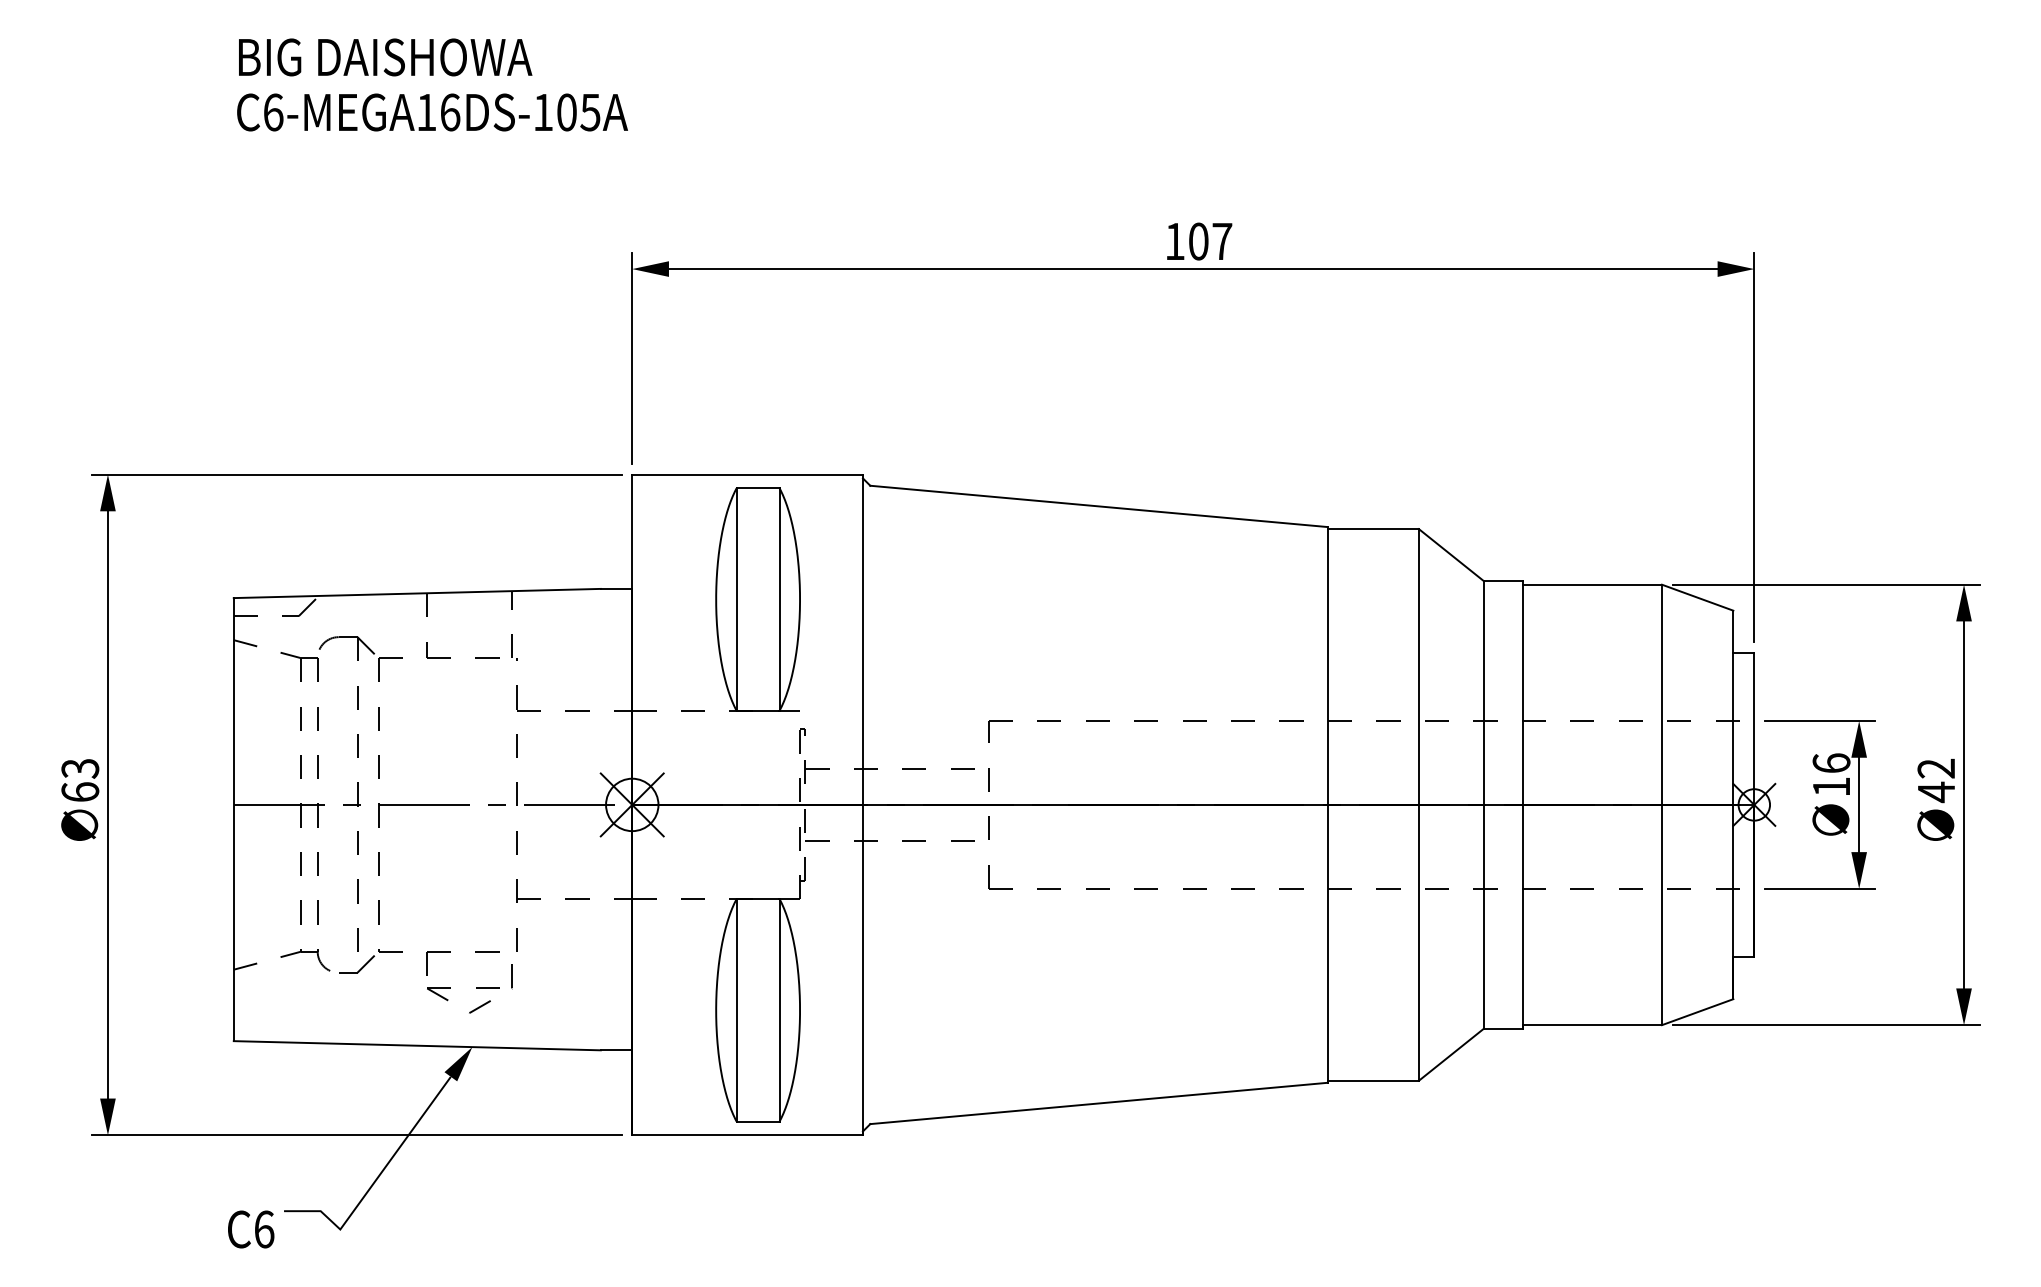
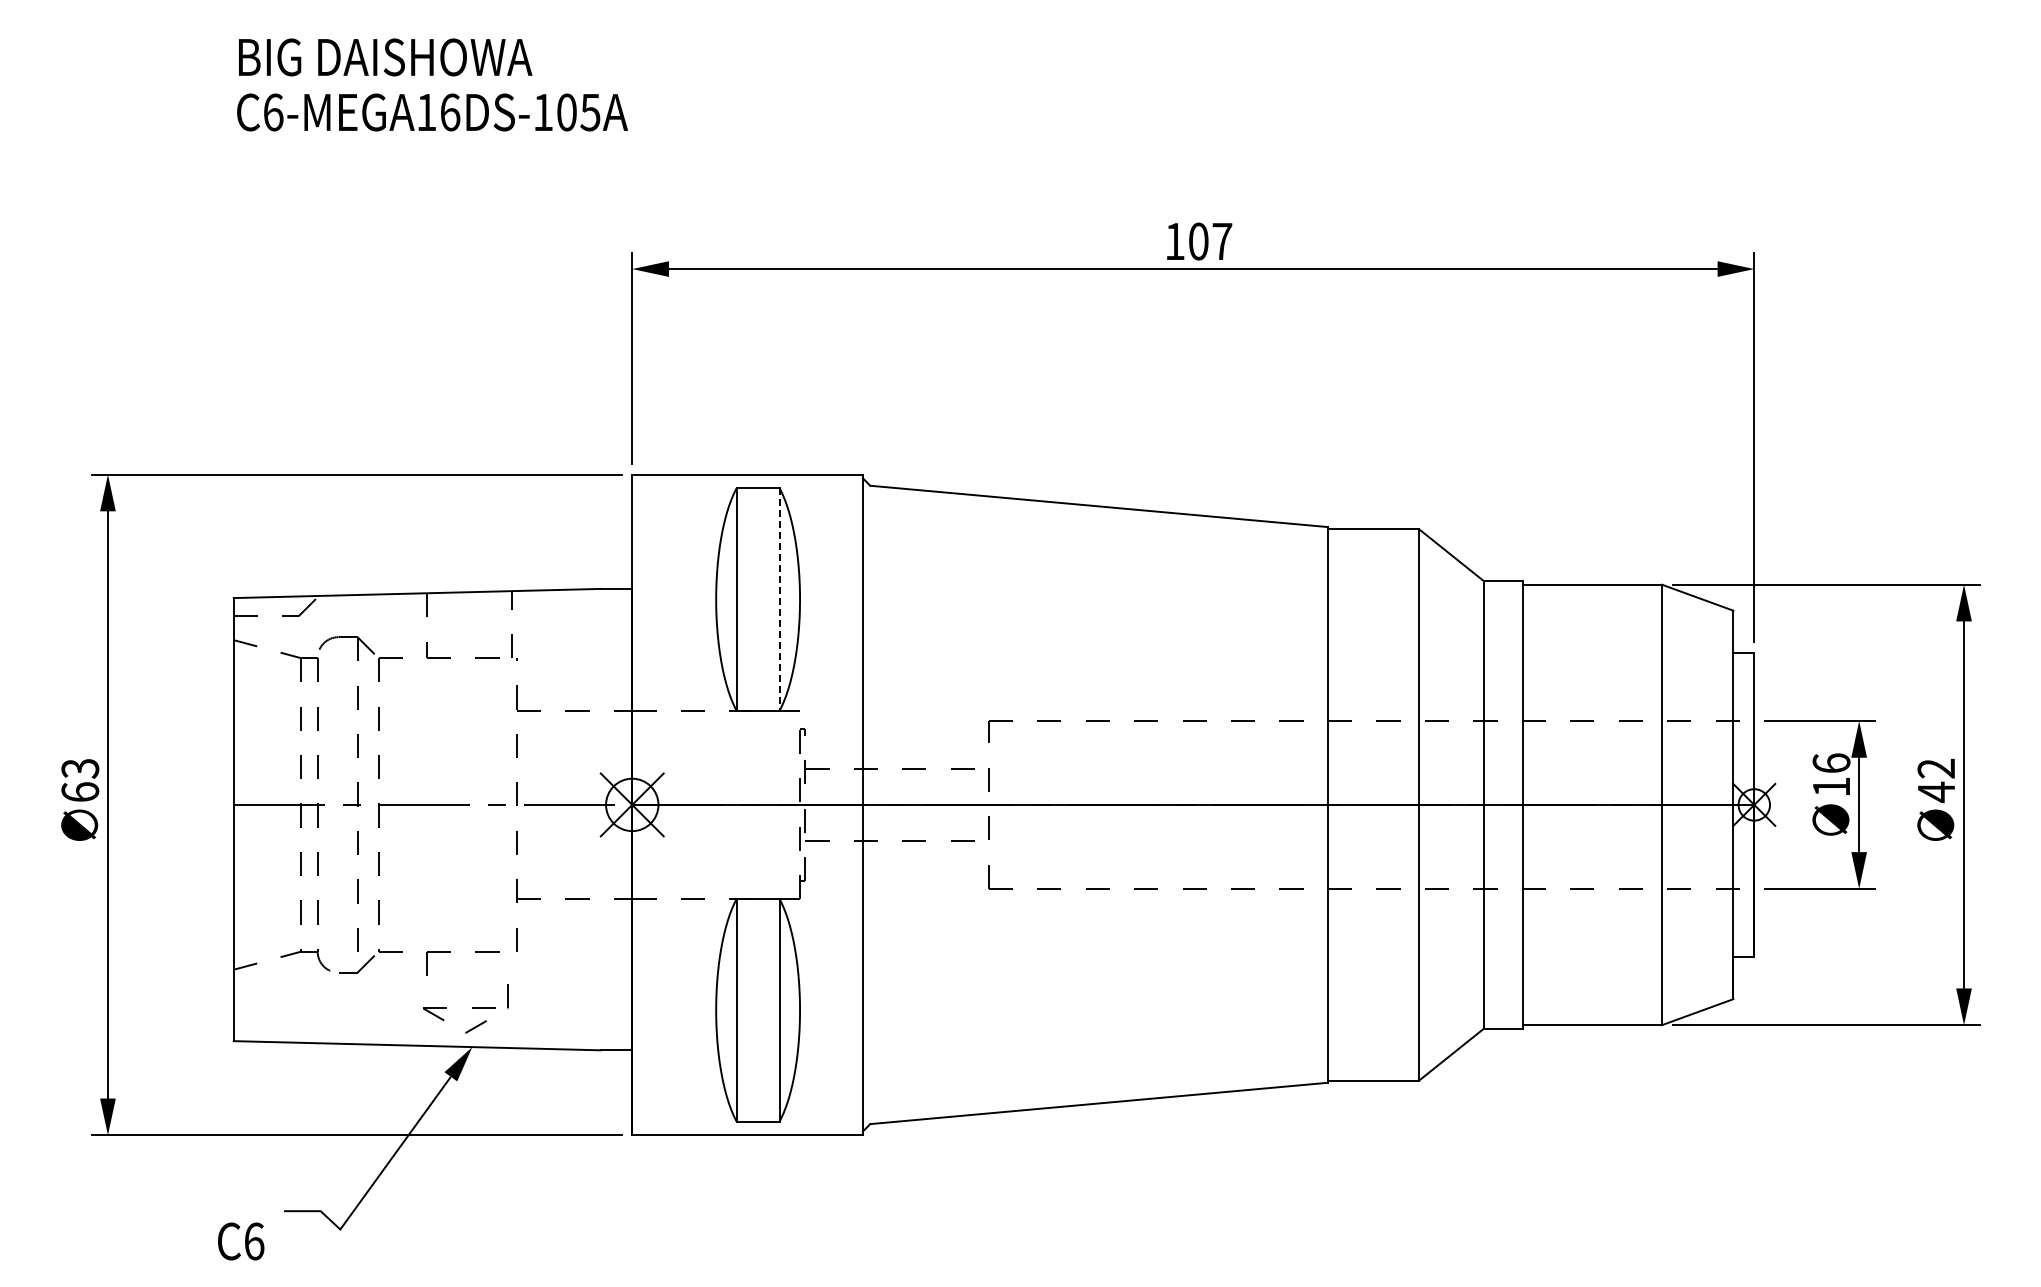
line: solid -> dashed (779, 600)
part position: (476, 988) -> (472, 1008) (472, 1008)
text position: (251, 1229) -> (241, 1241) (241, 1241)
